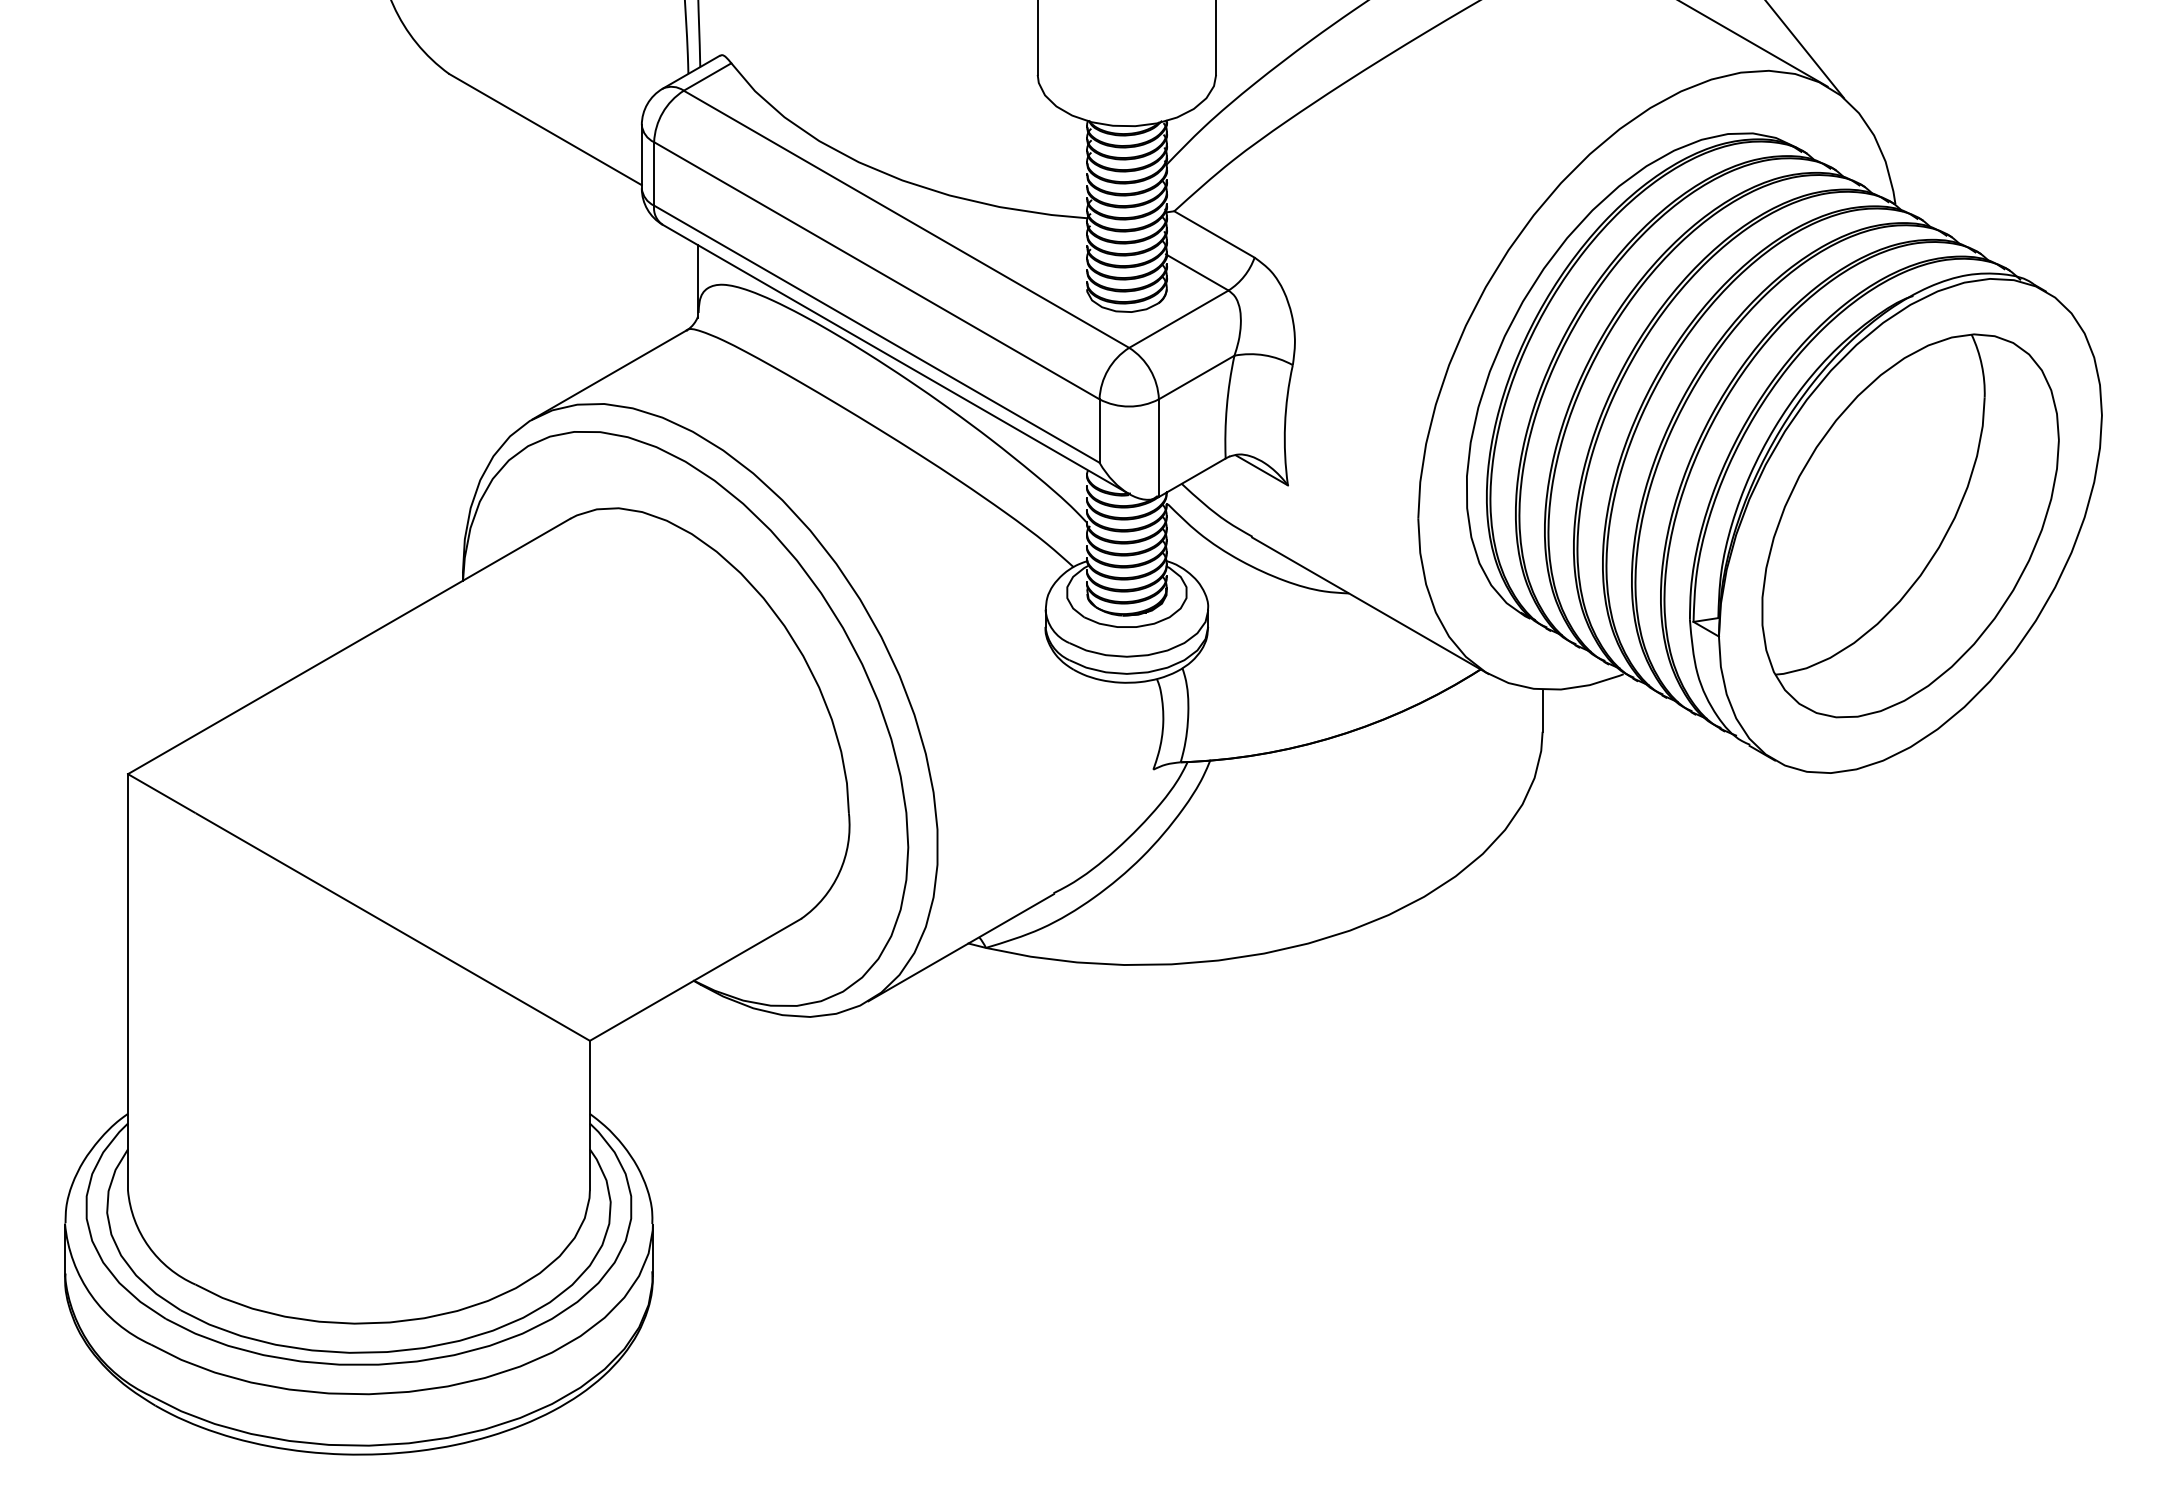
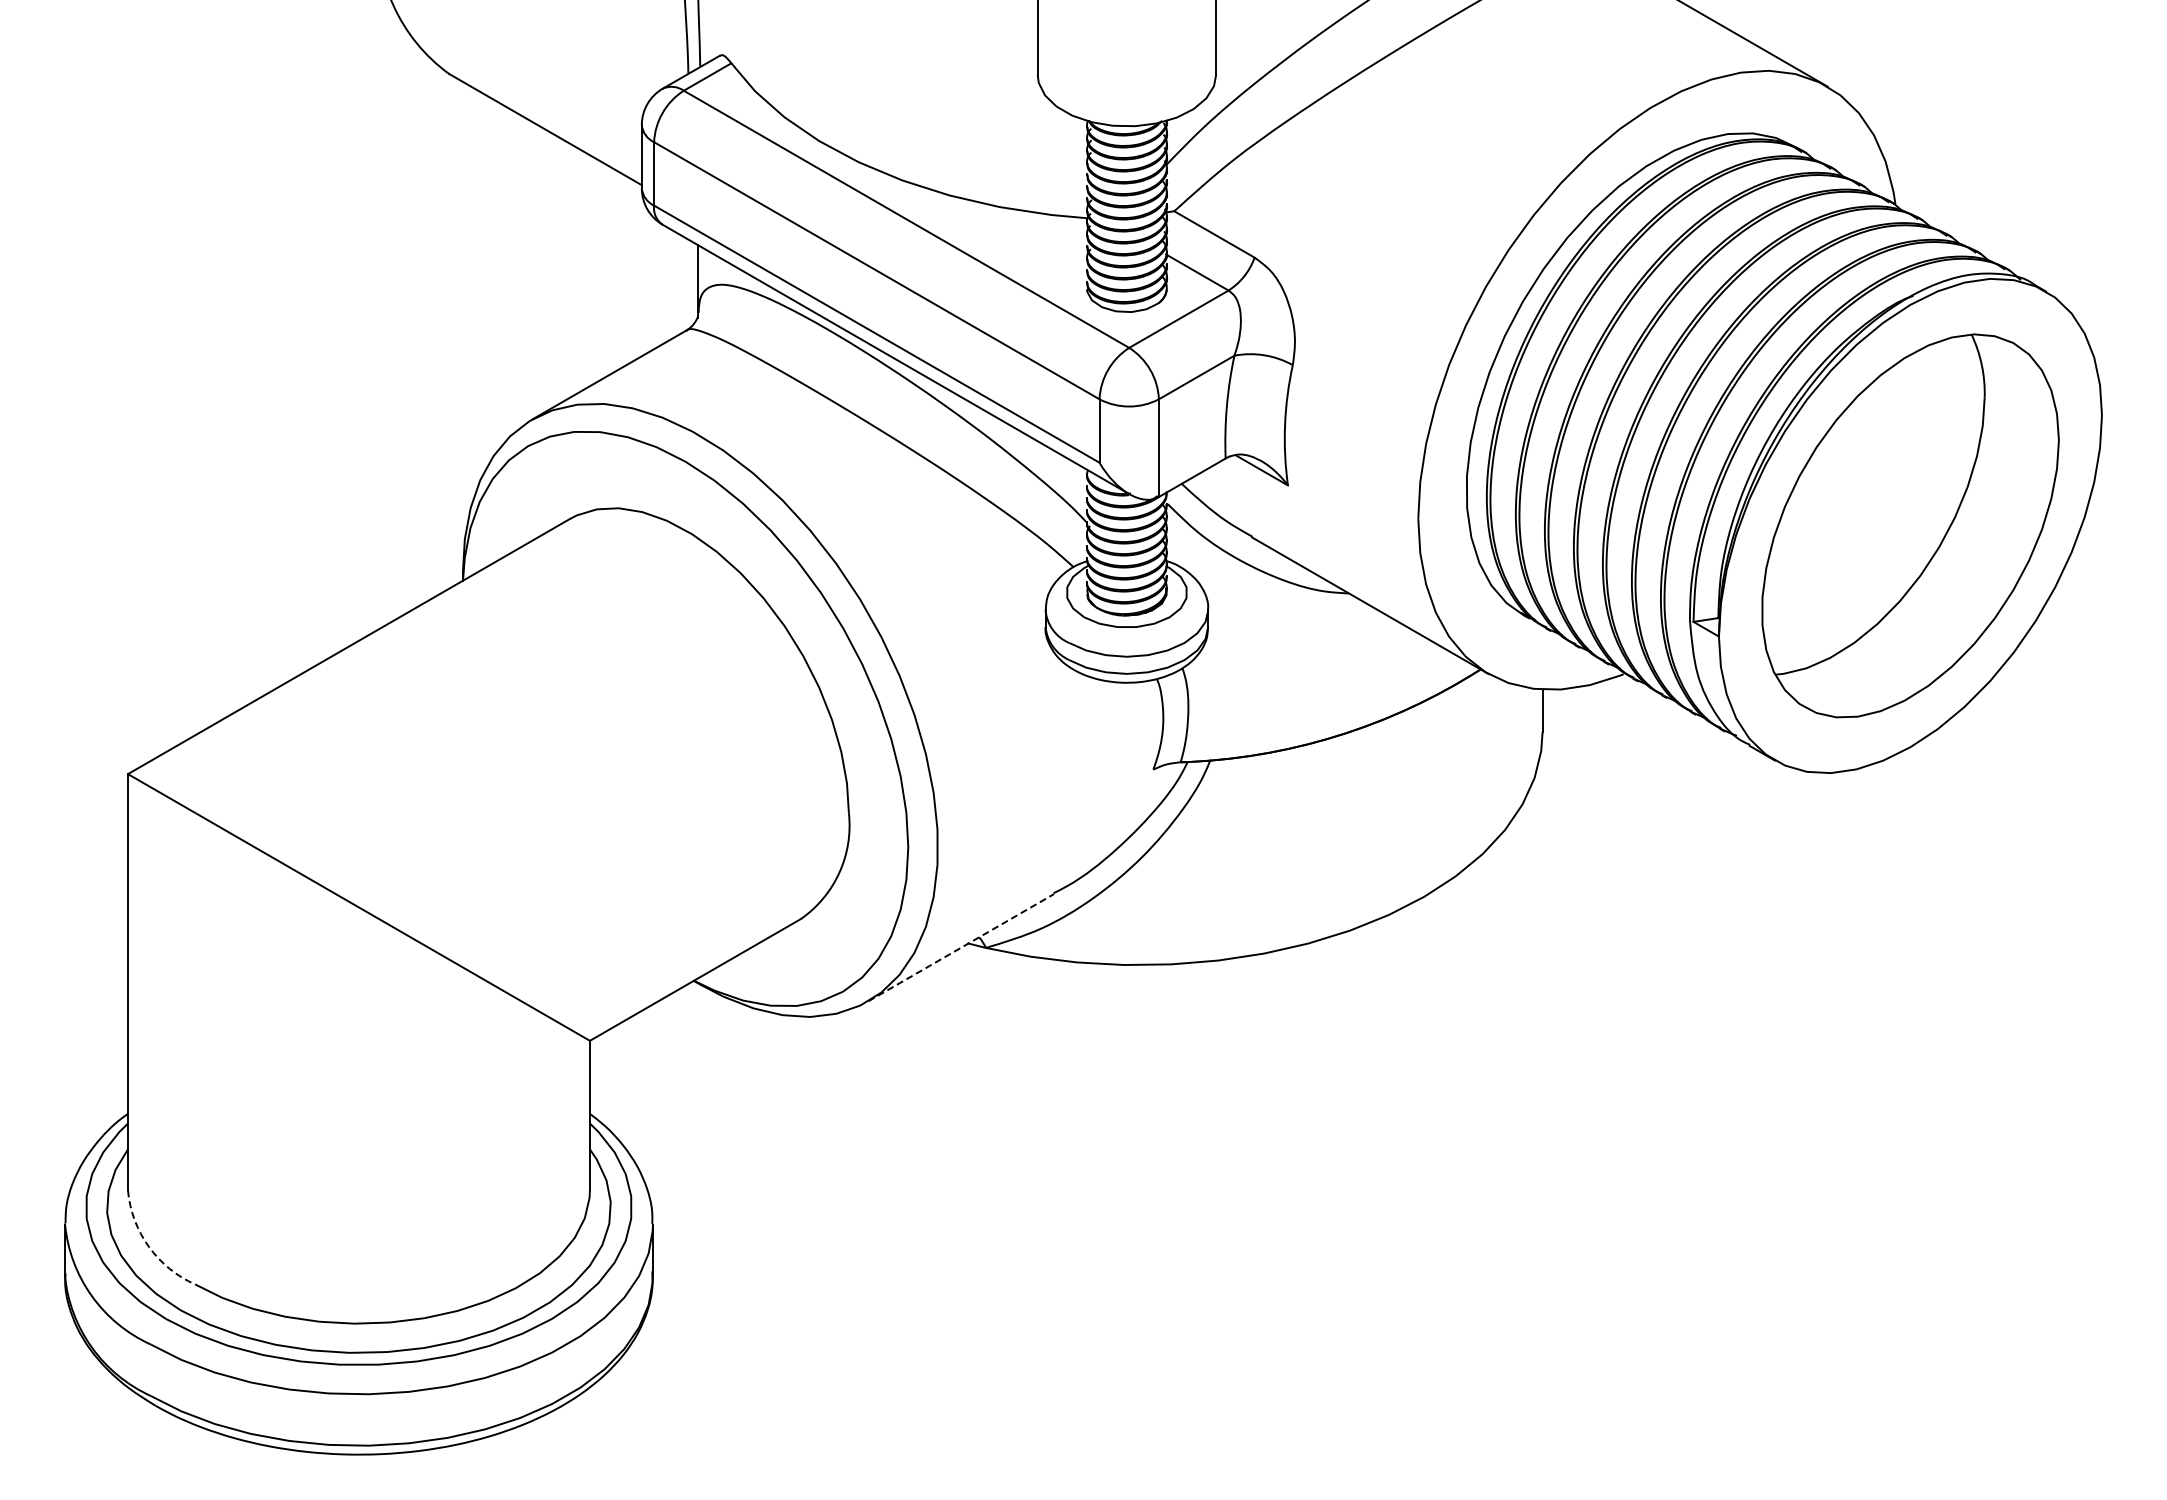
line: present -> none (1805, 50)
line: solid -> dashed (961, 947)
arc: solid -> dashed (148, 1246)
